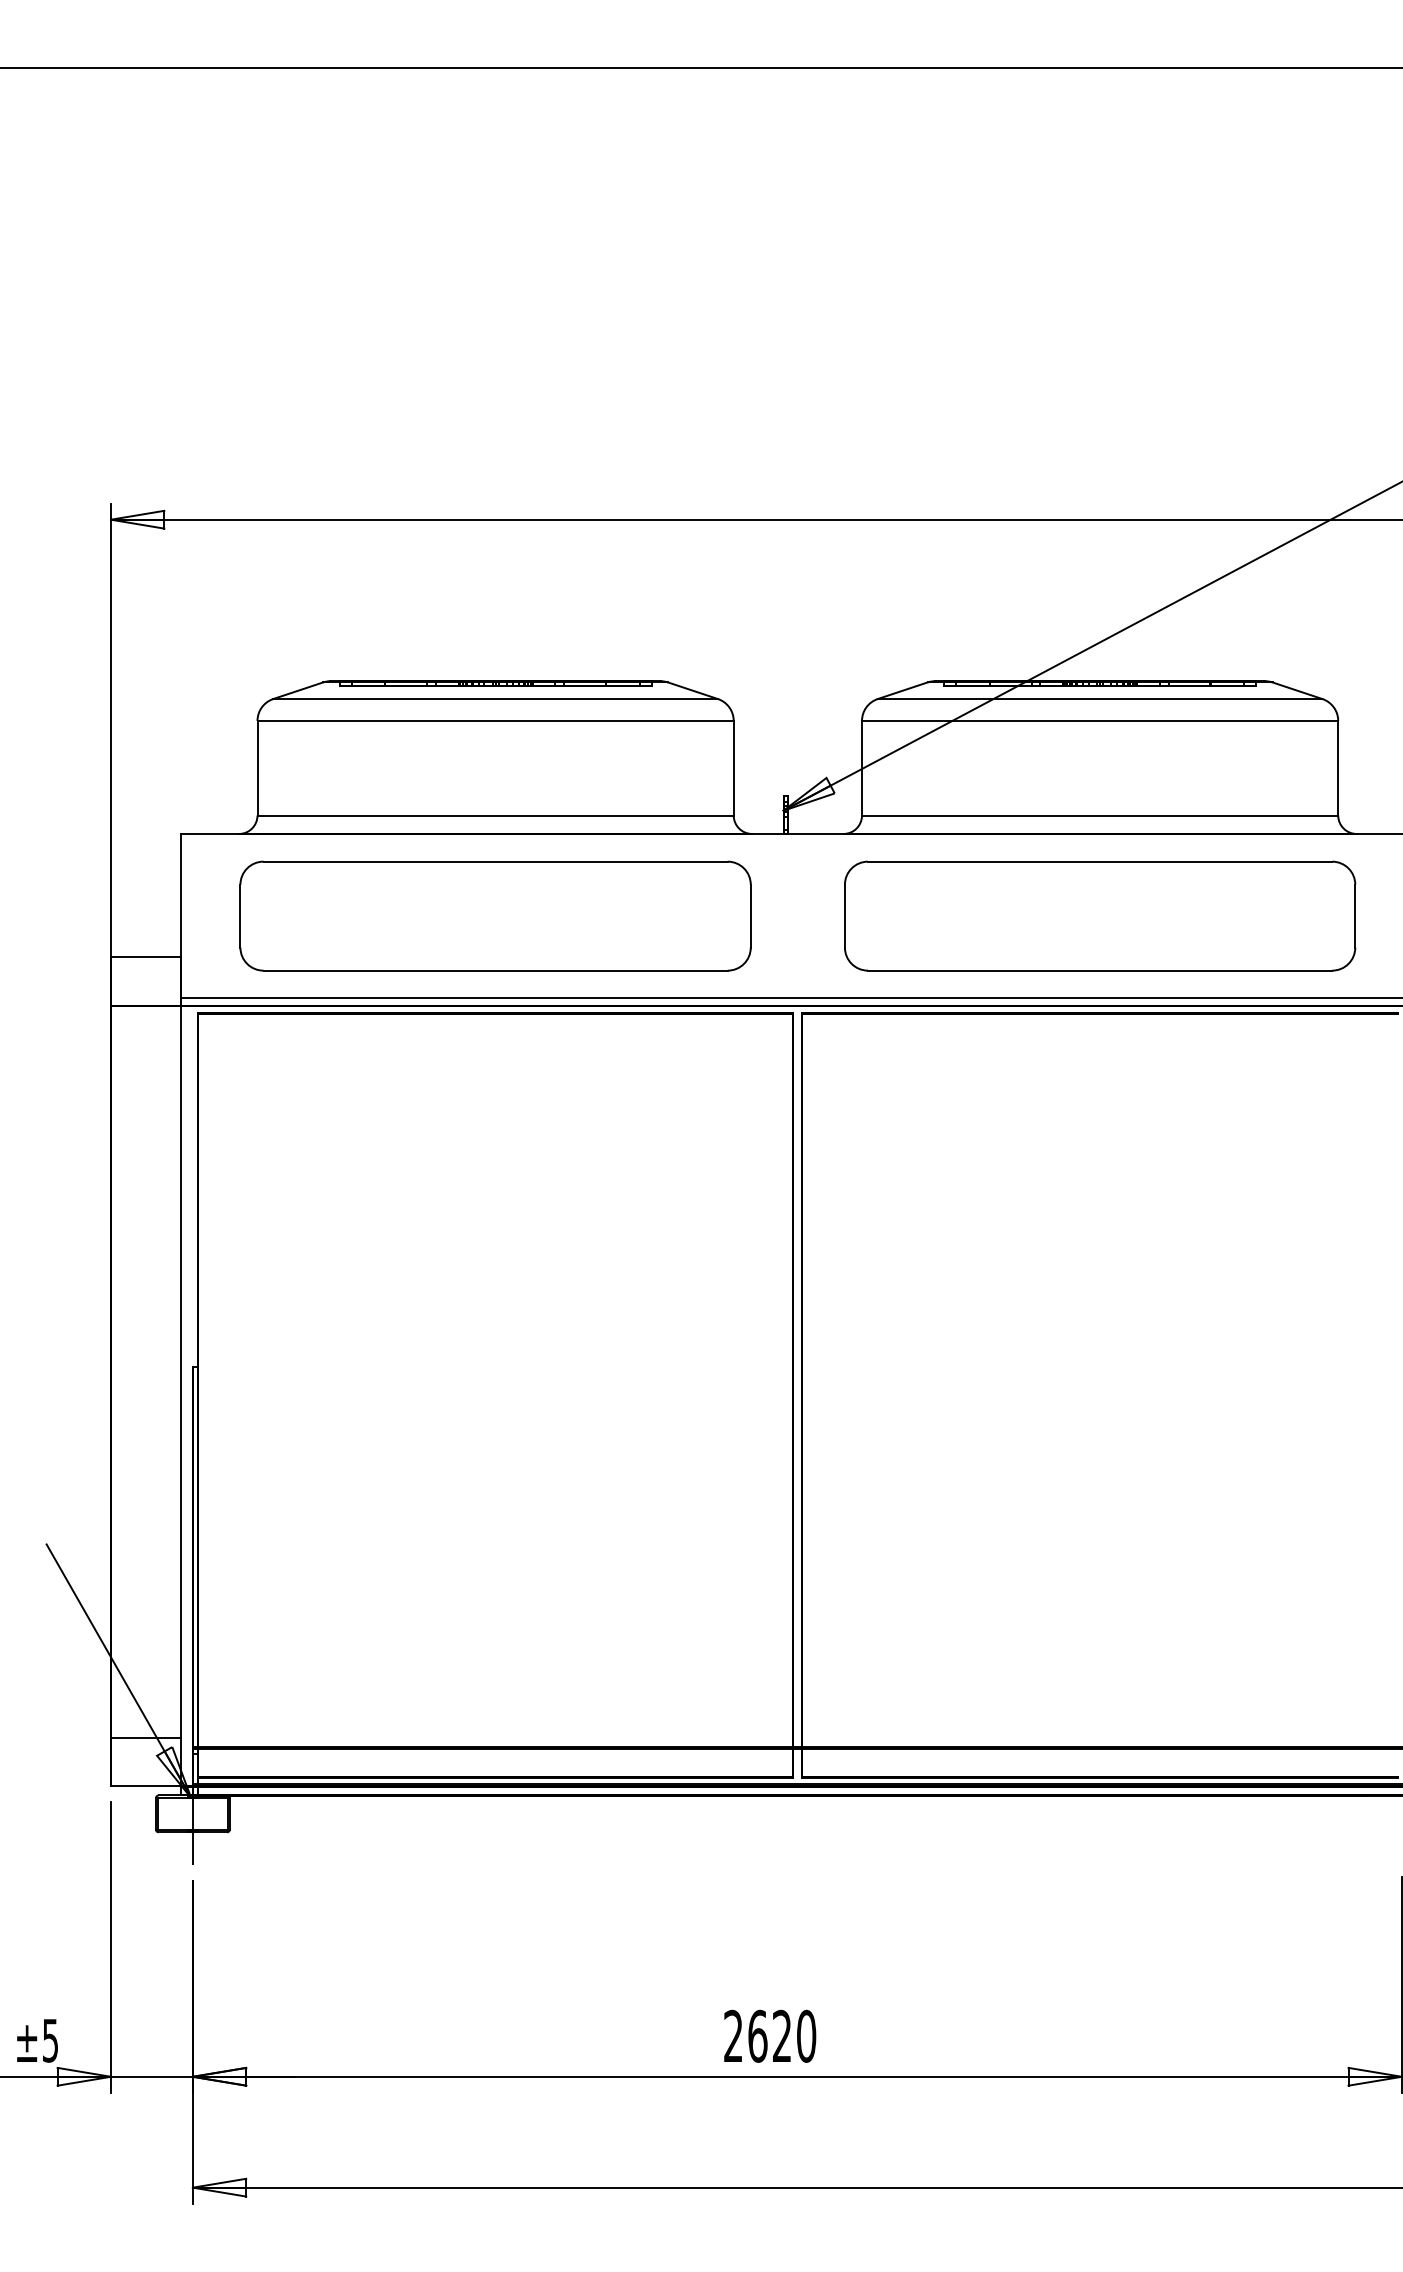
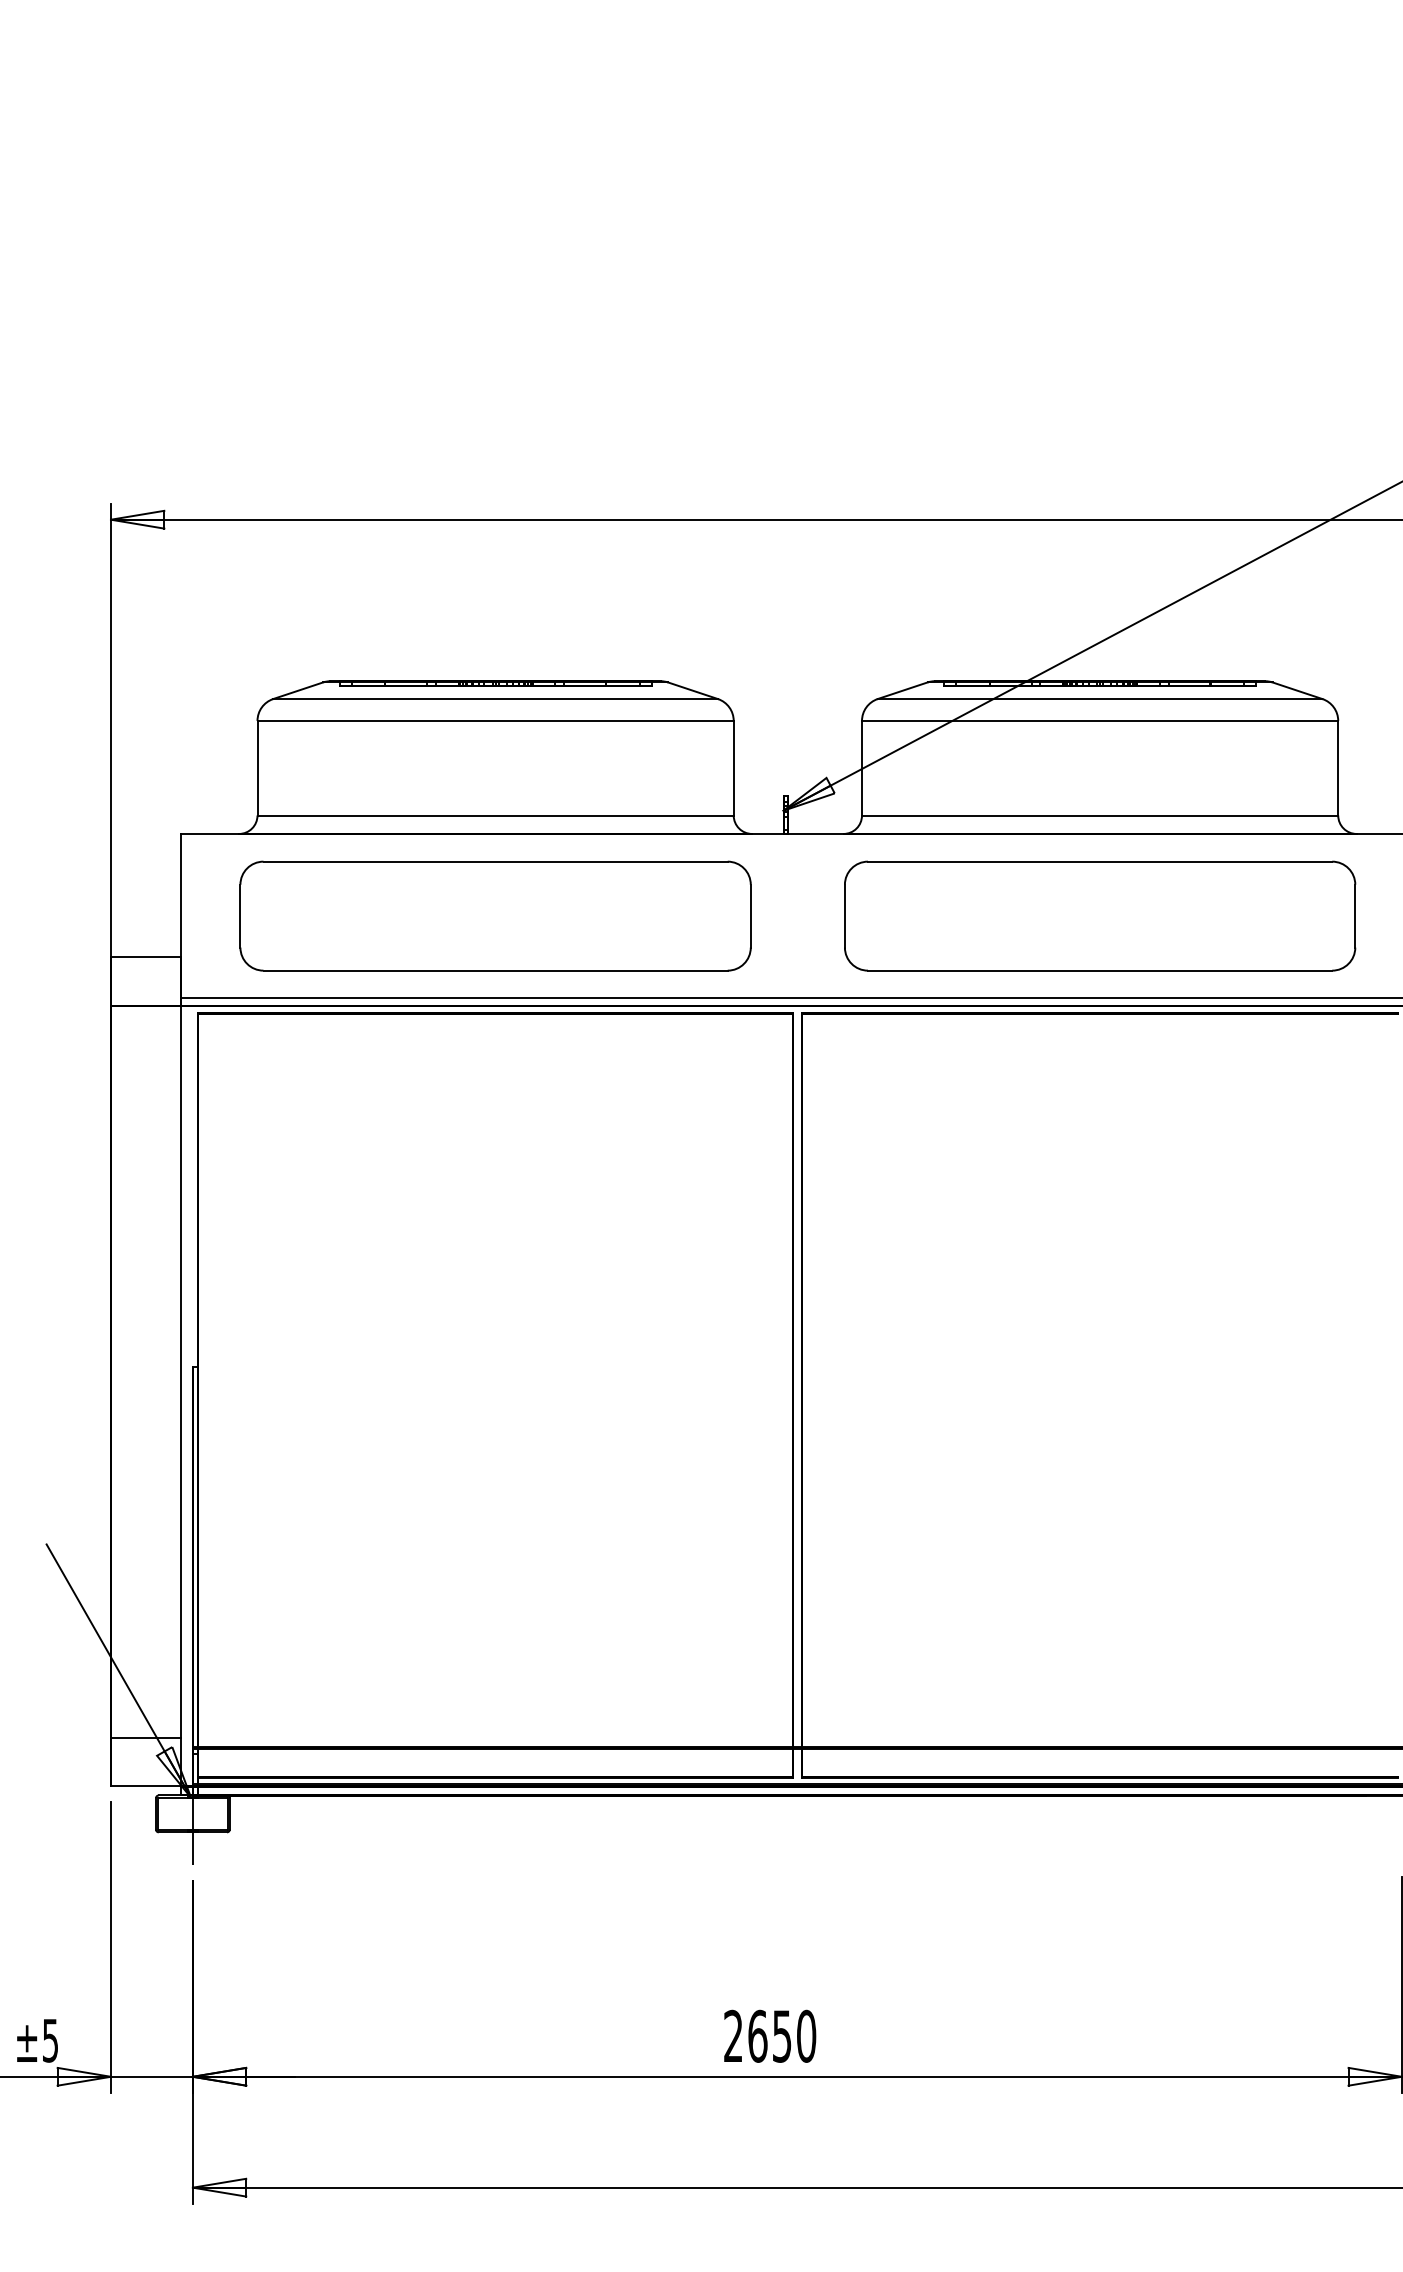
line: present -> none (700, 68)
text: 2620 -> 2650 (782, 2035)
